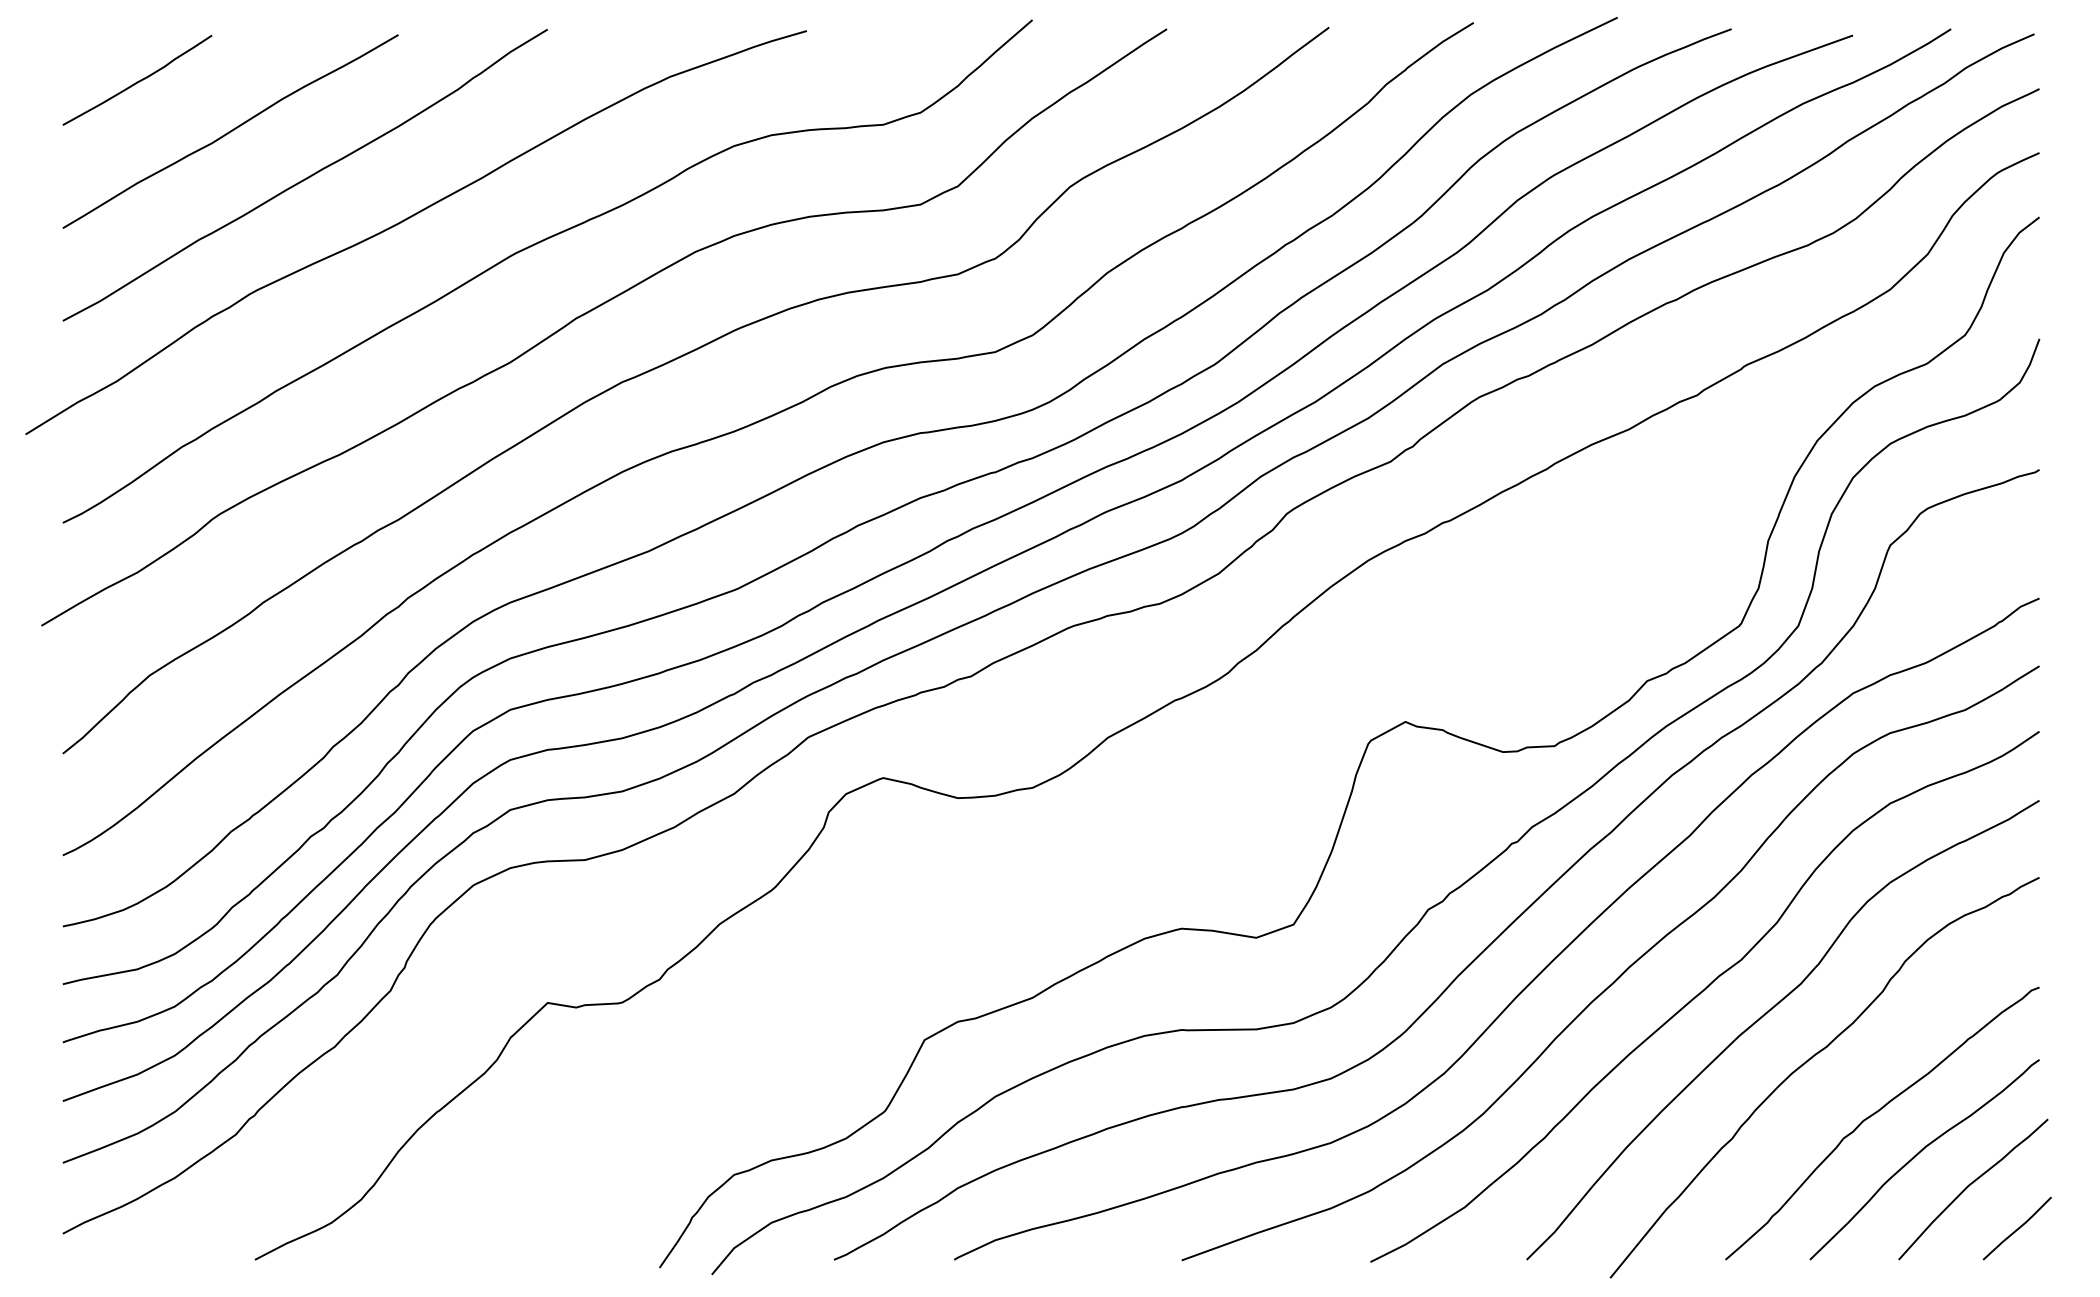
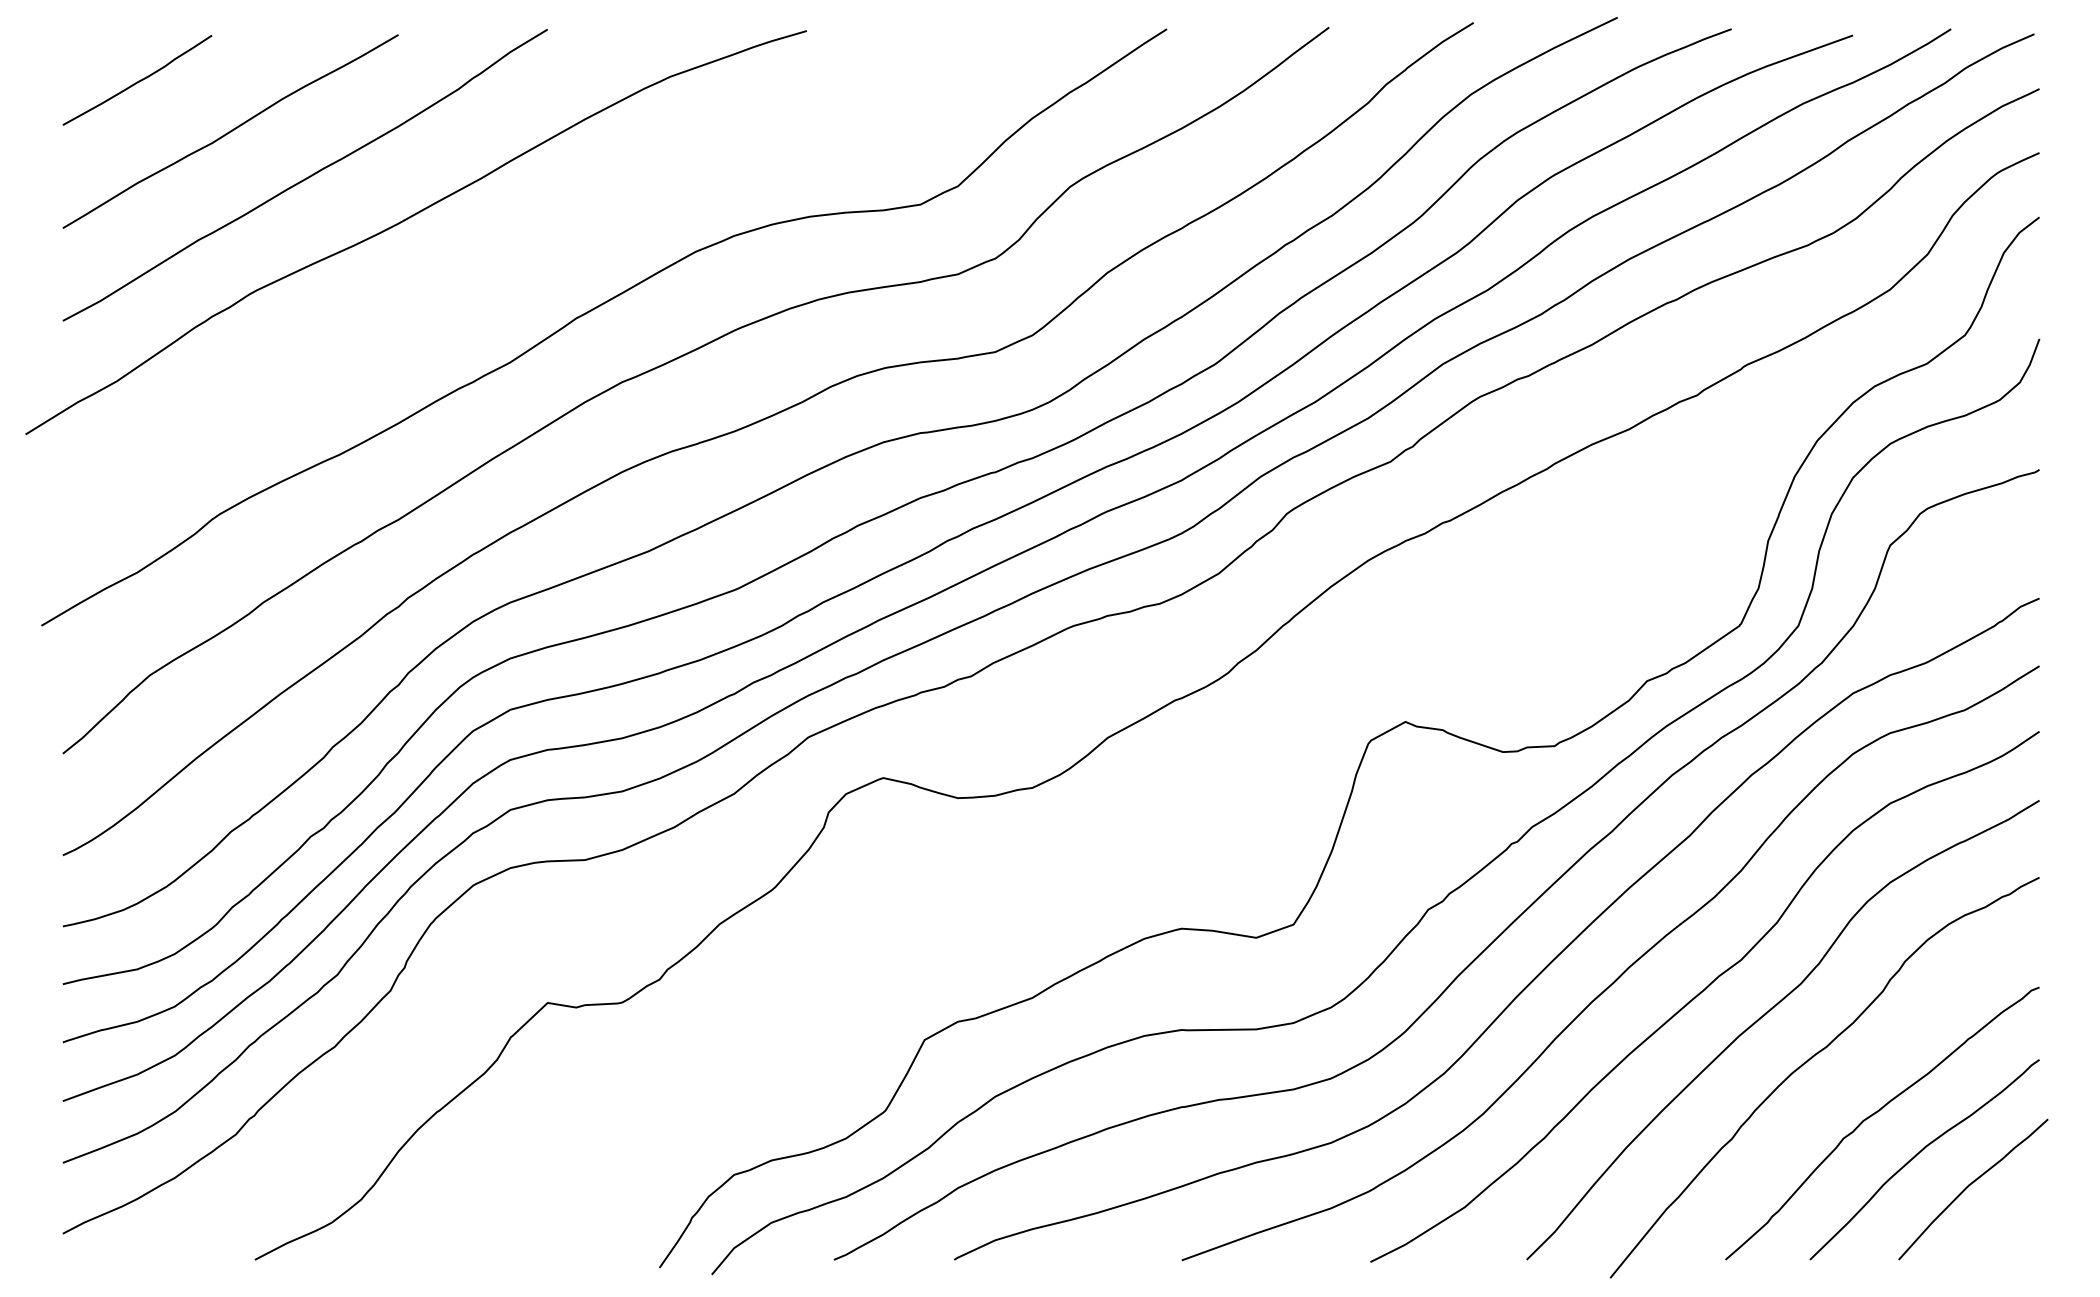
curve: present -> none (535, 245)
line: present -> none (2017, 1228)
